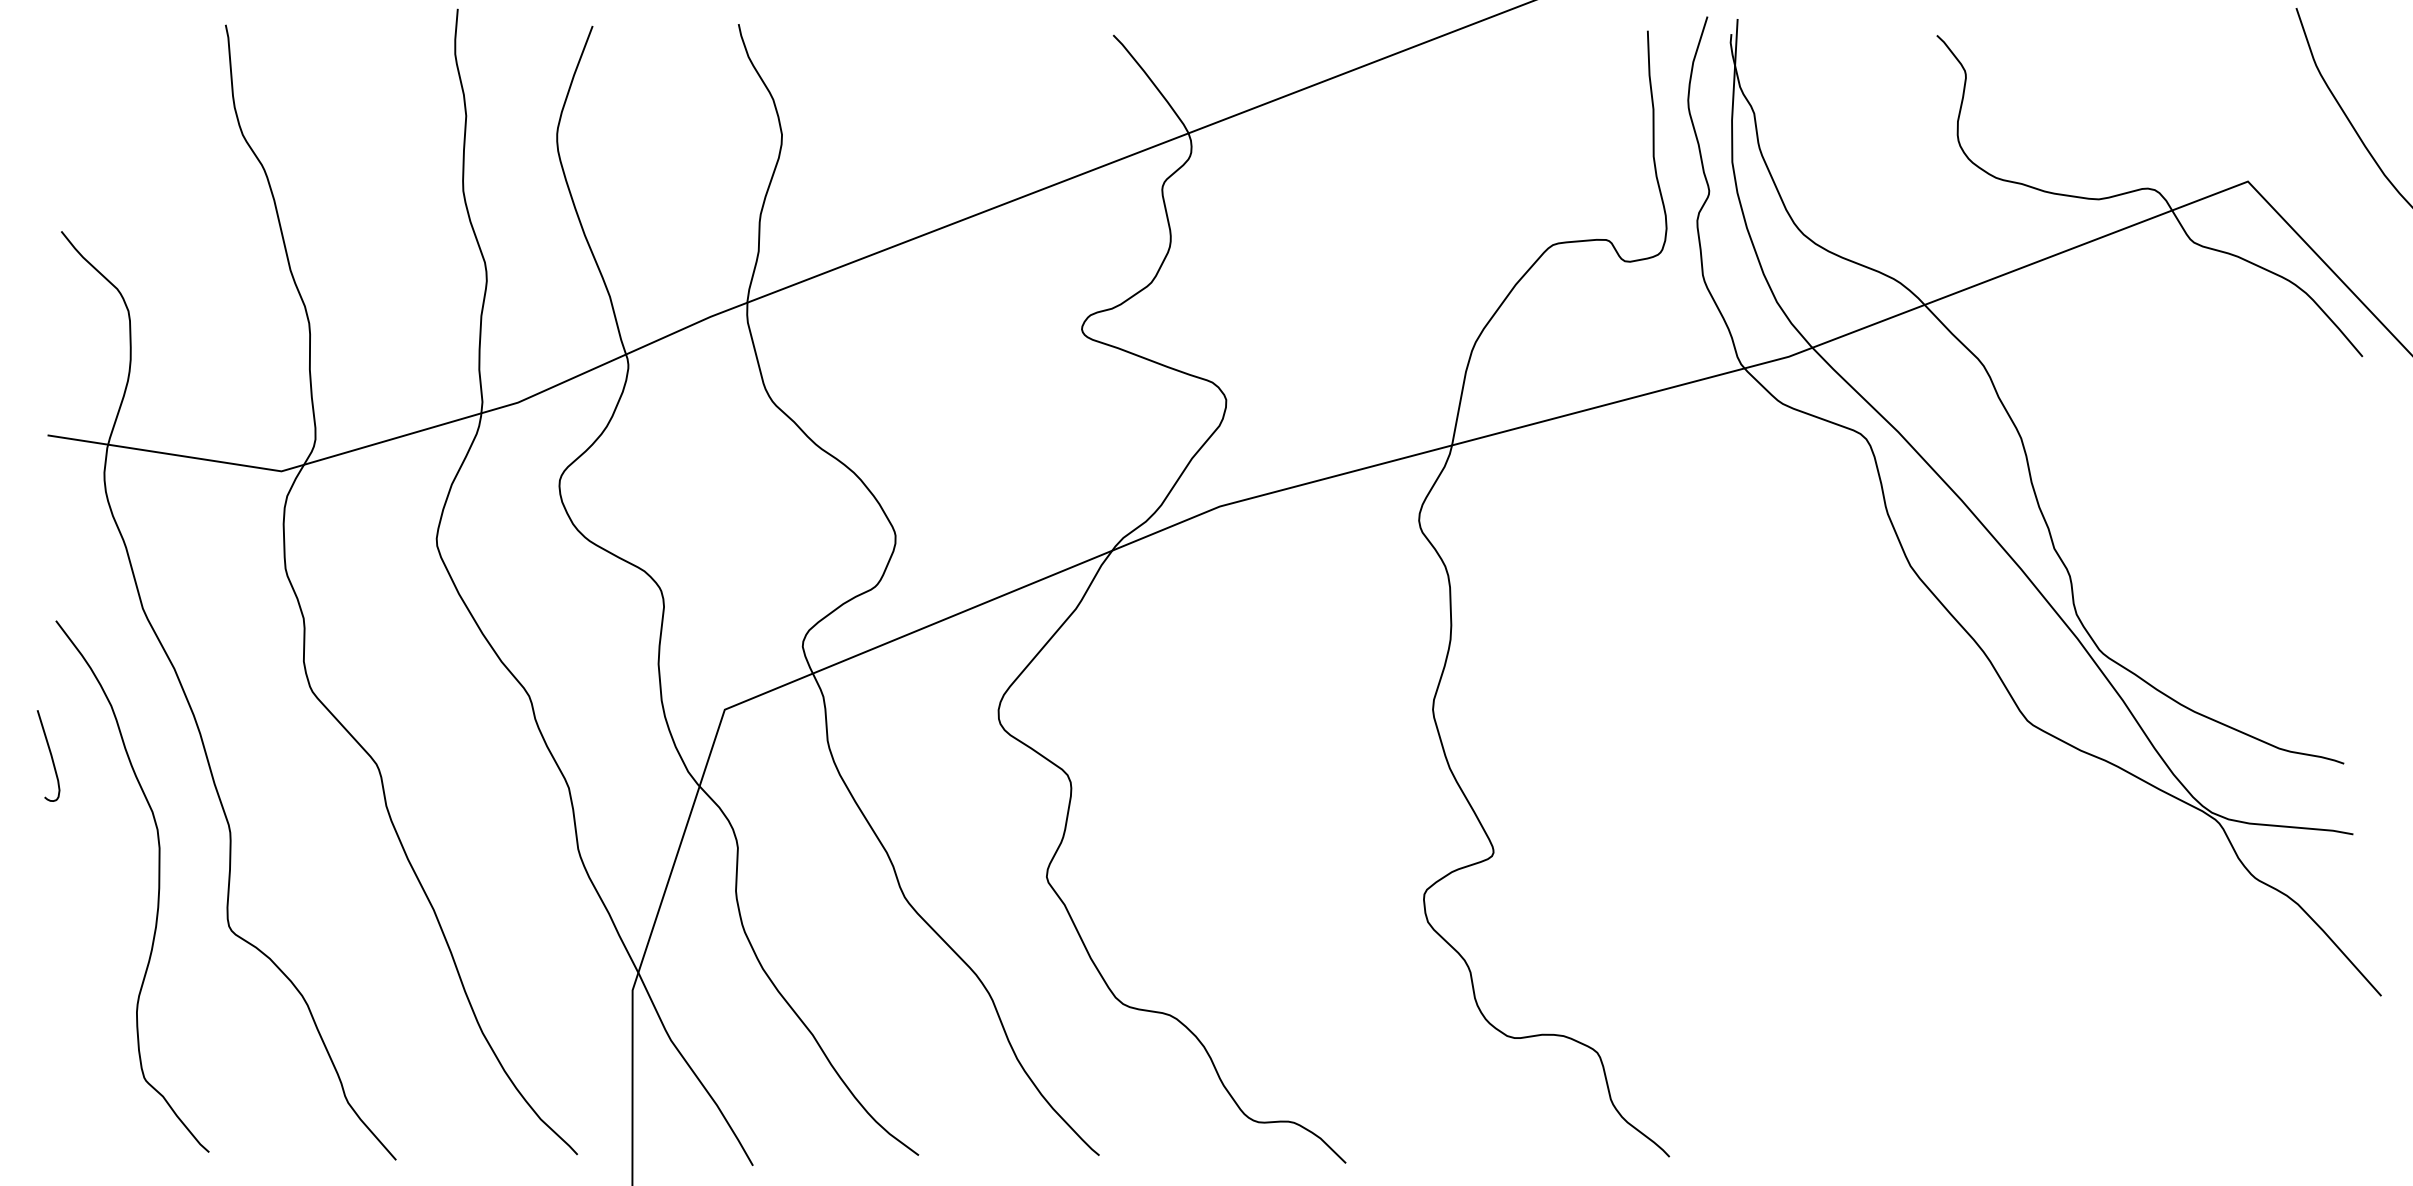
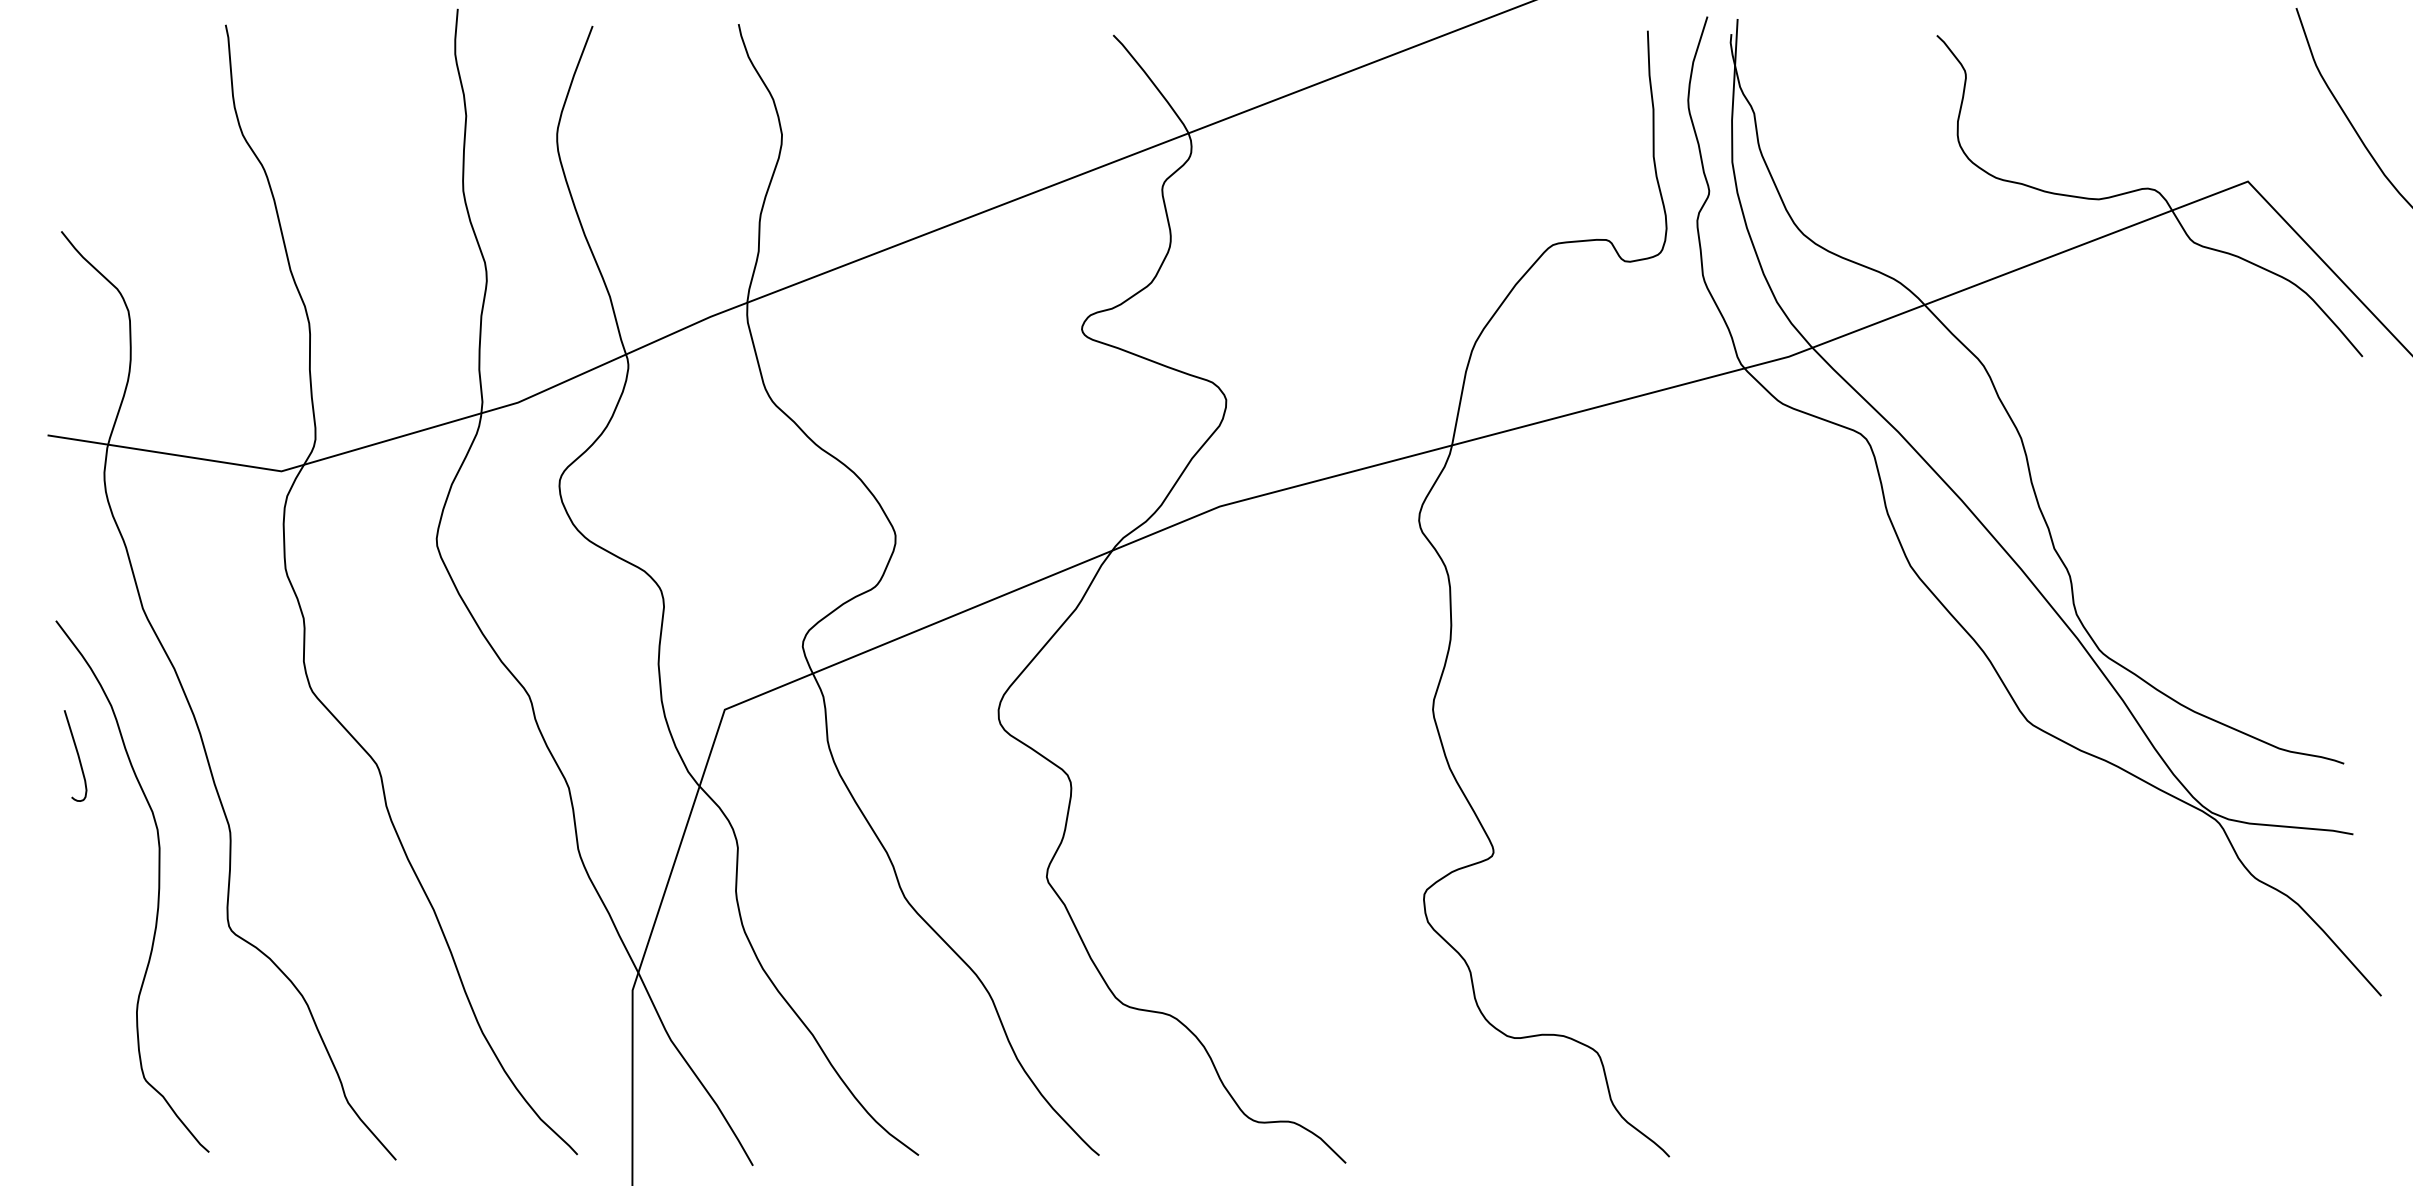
curve position: (50, 755) -> (77, 755) (77, 755)
